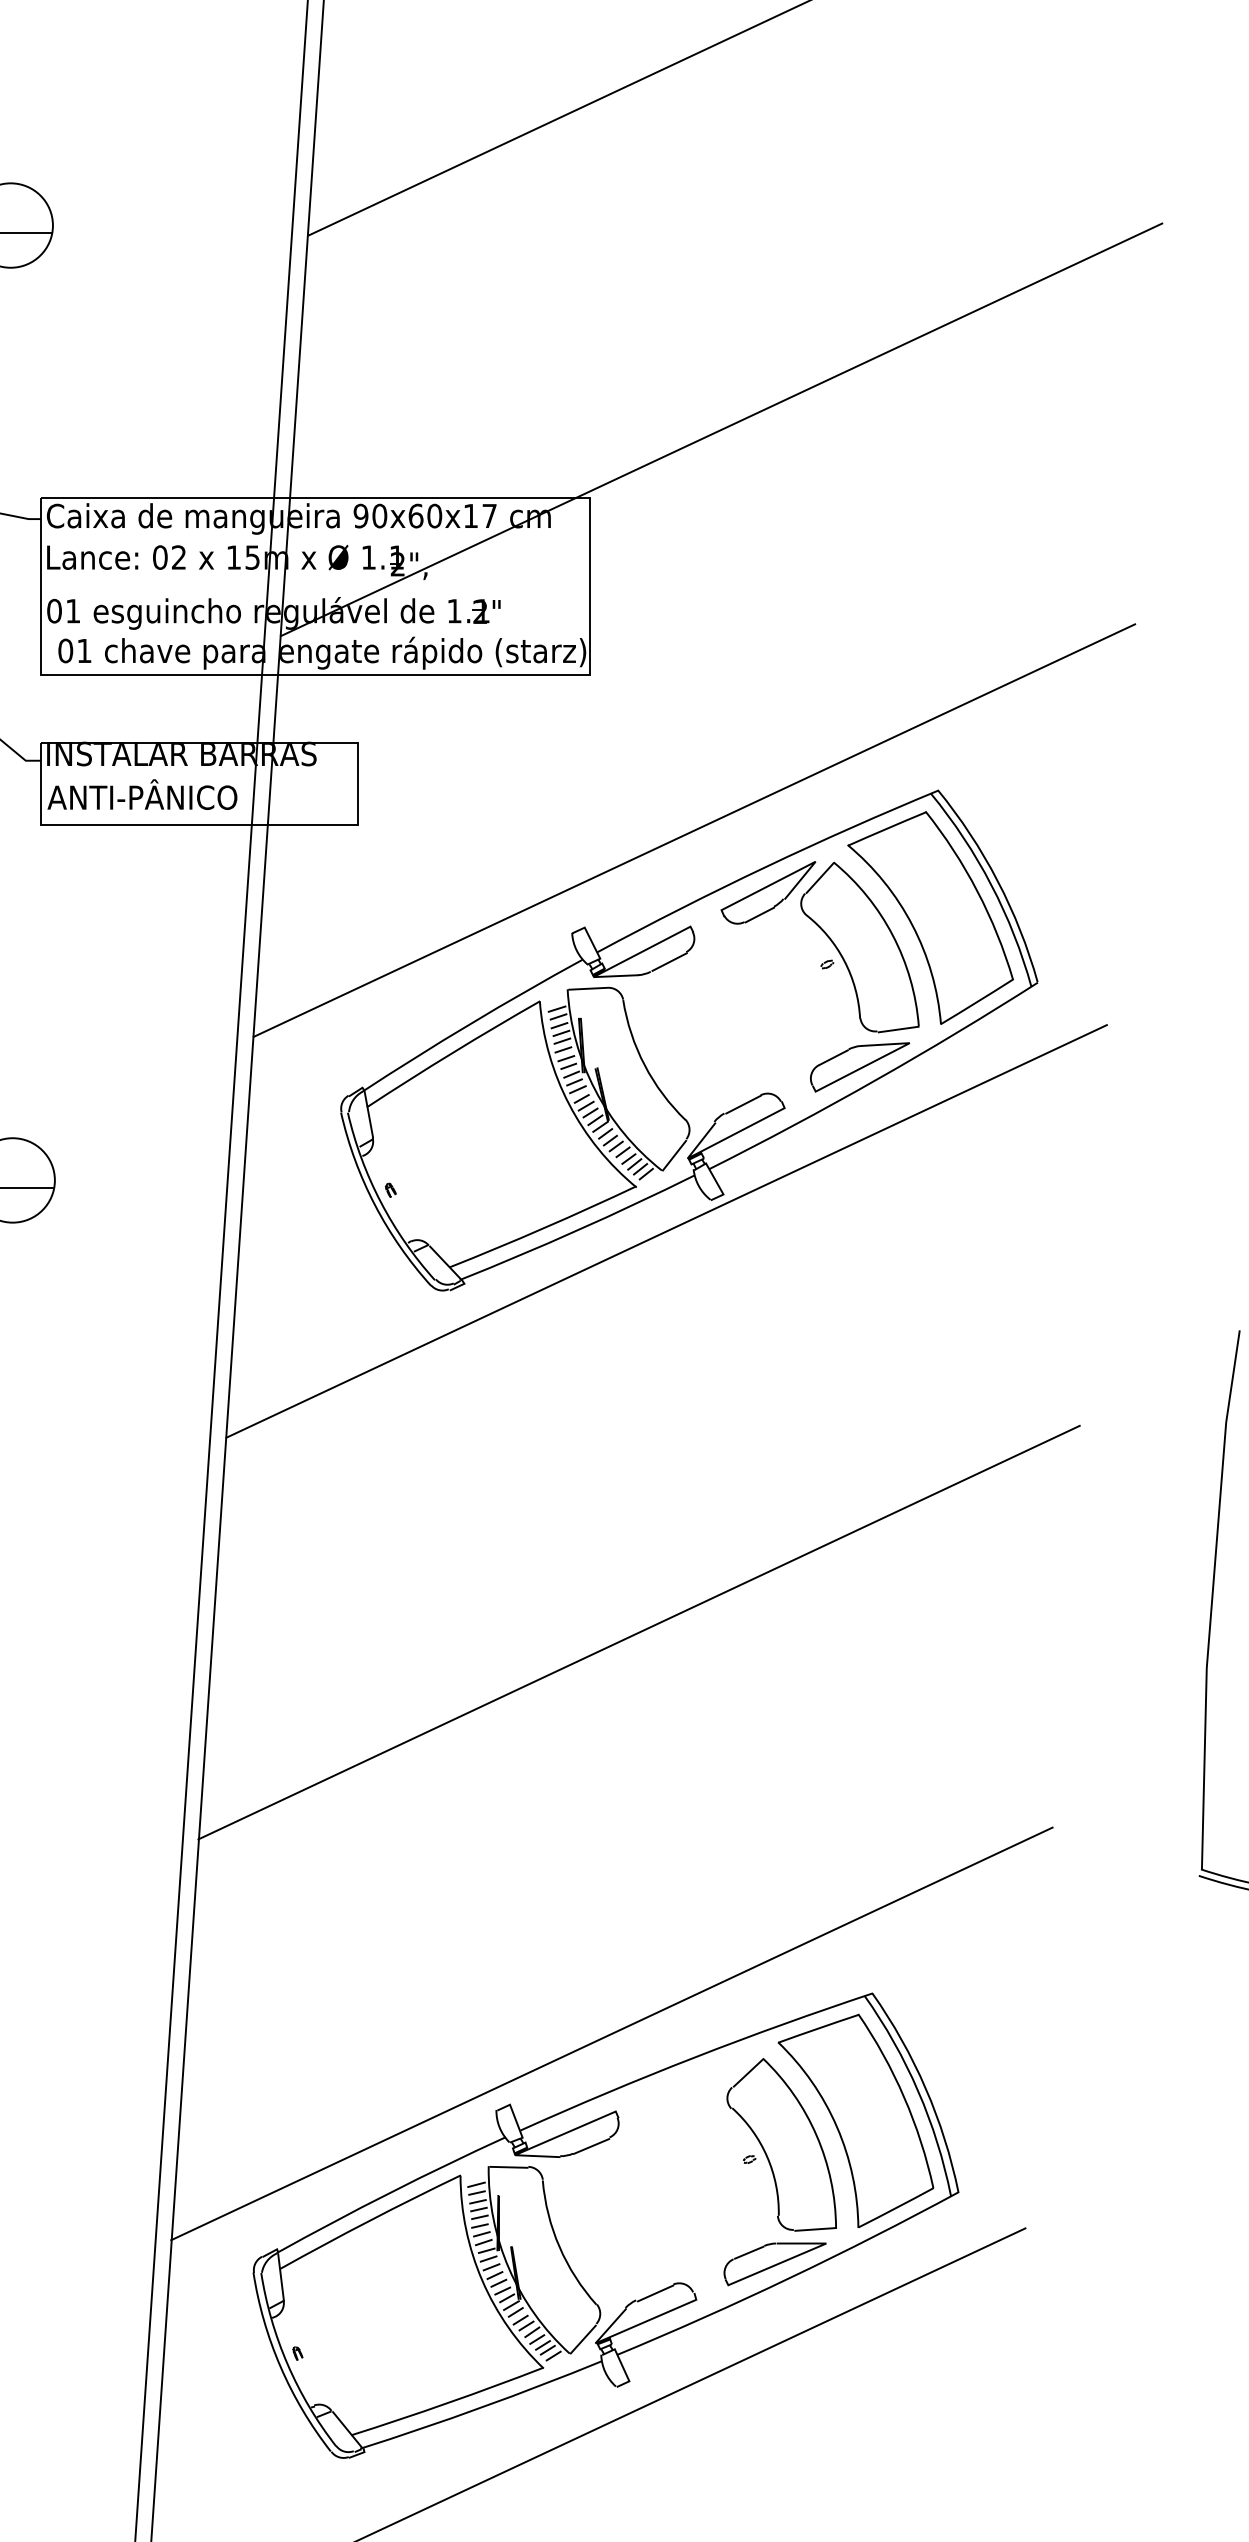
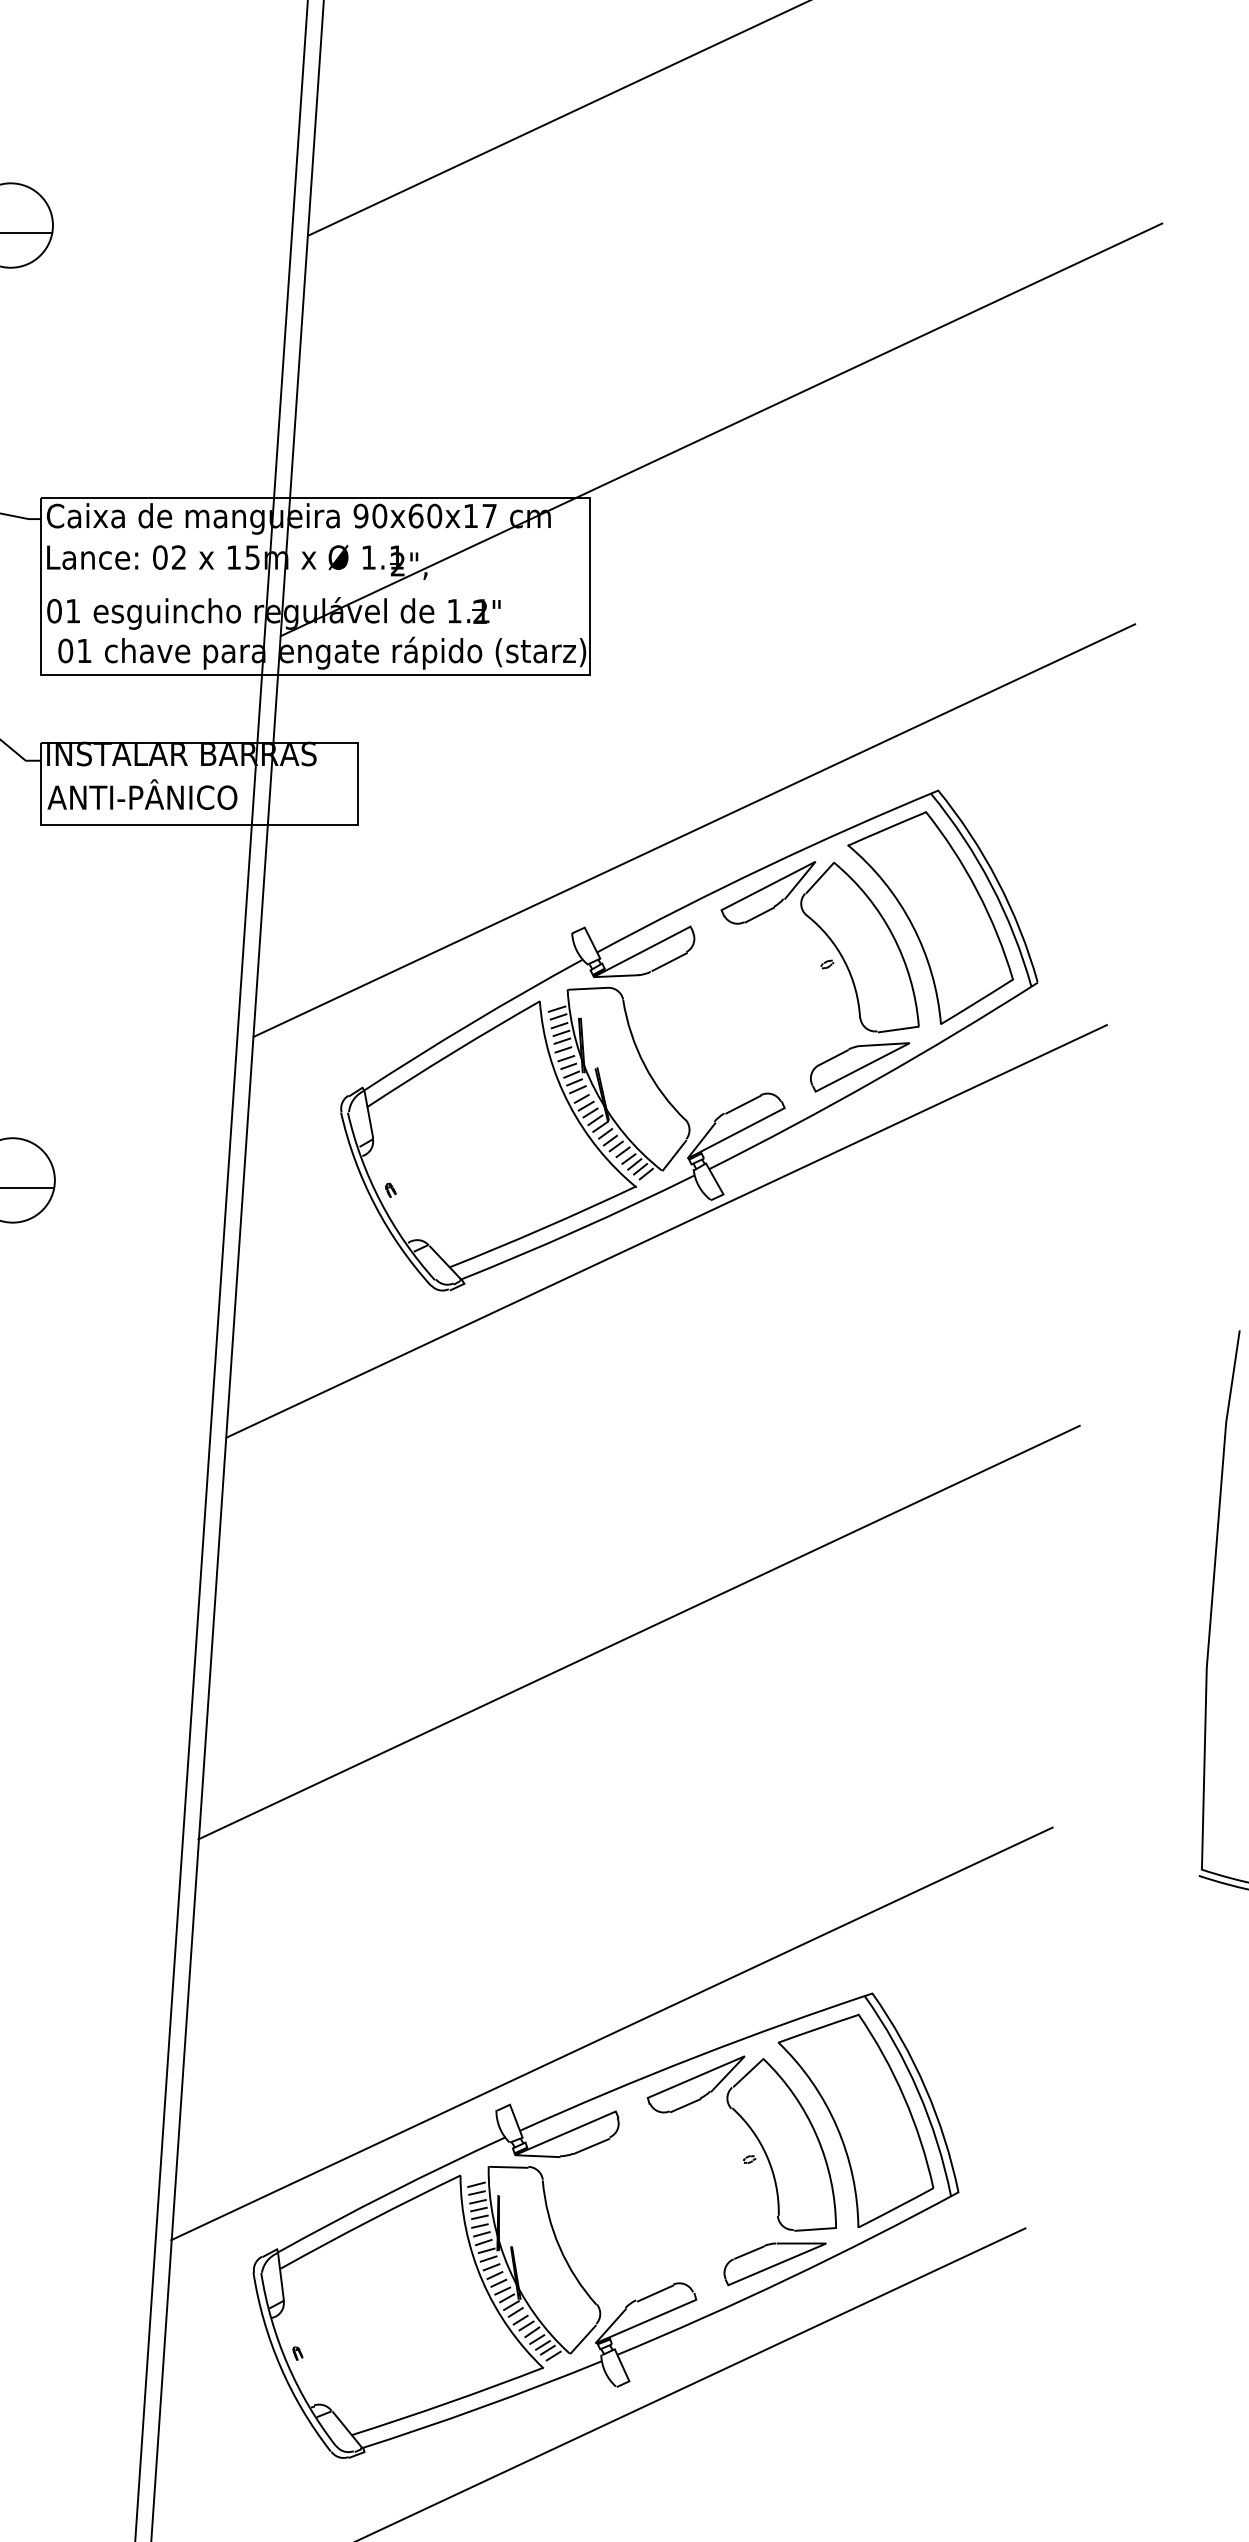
part: none -> present (695, 2084)
